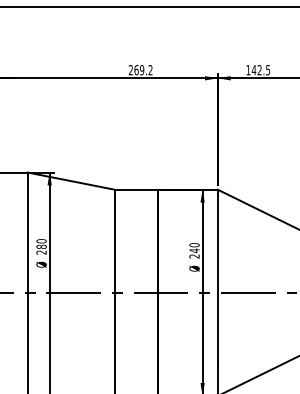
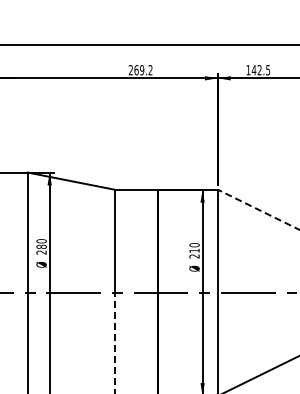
line position: (149, 7) -> (149, 45) (149, 45)
line: solid -> dashed (258, 209)
text: 240 -> 210 (194, 250)
line: solid -> dashed (114, 342)
